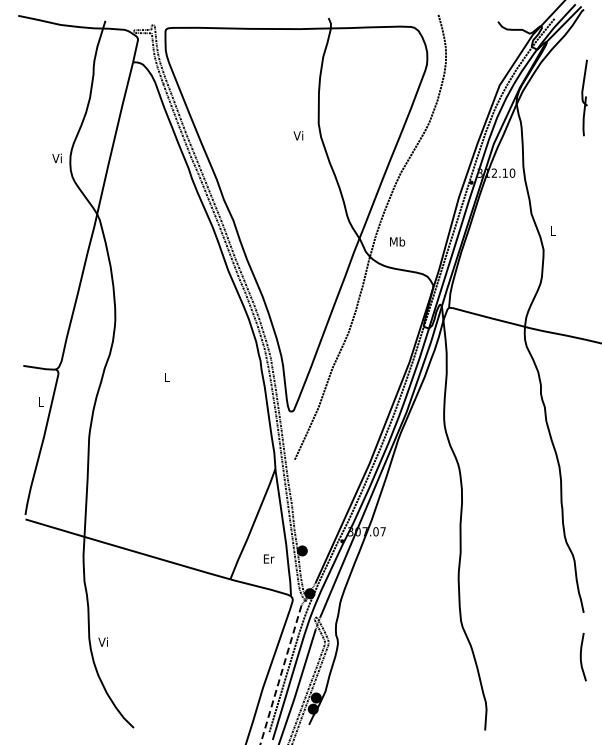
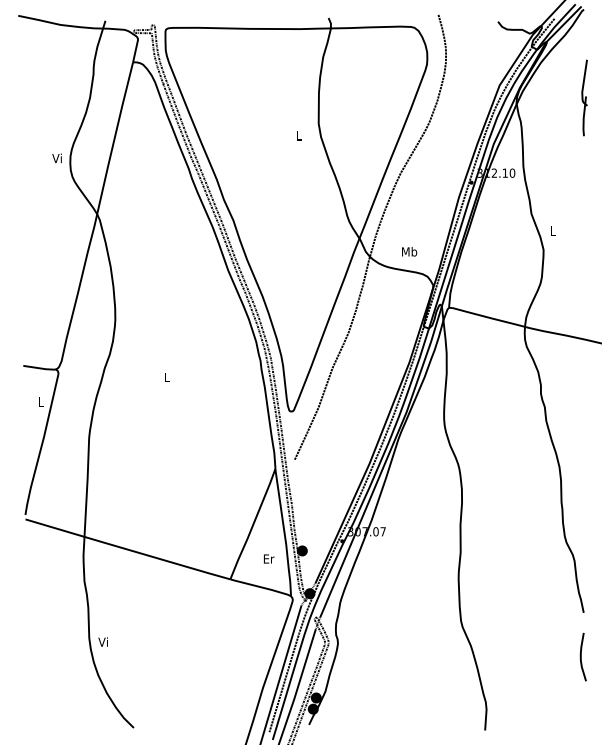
text: Vi -> L (298, 135)
text position: (397, 241) -> (409, 251) (409, 251)
line: dashed -> solid (280, 675)
